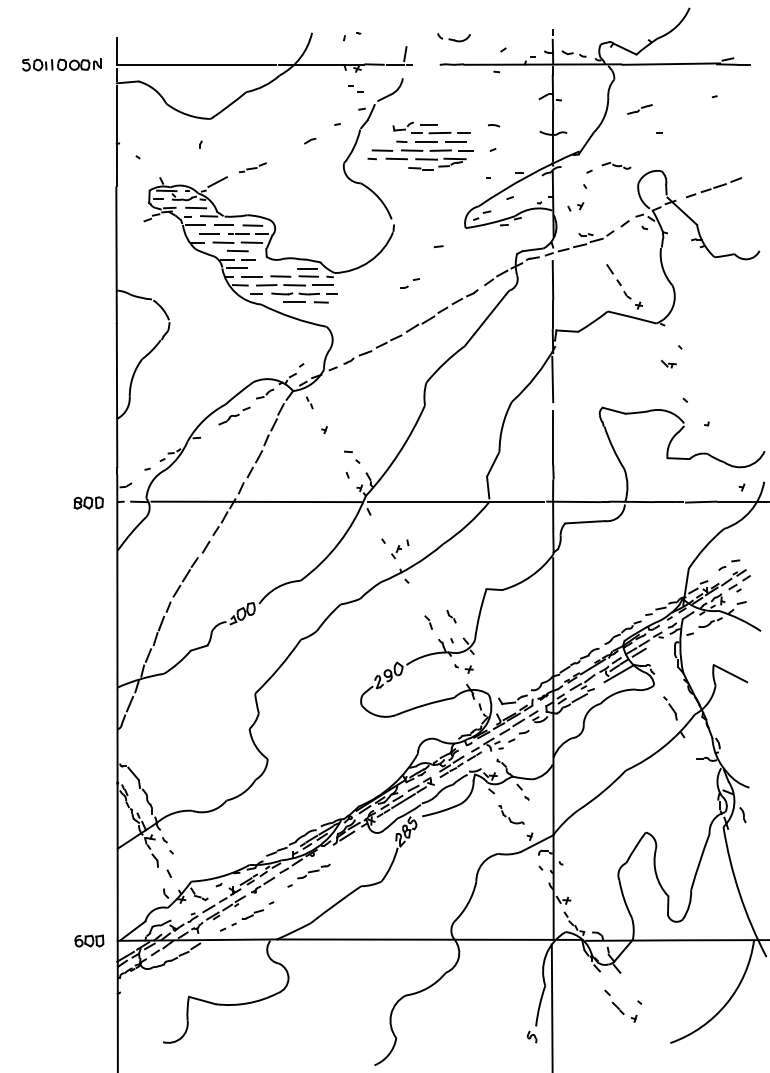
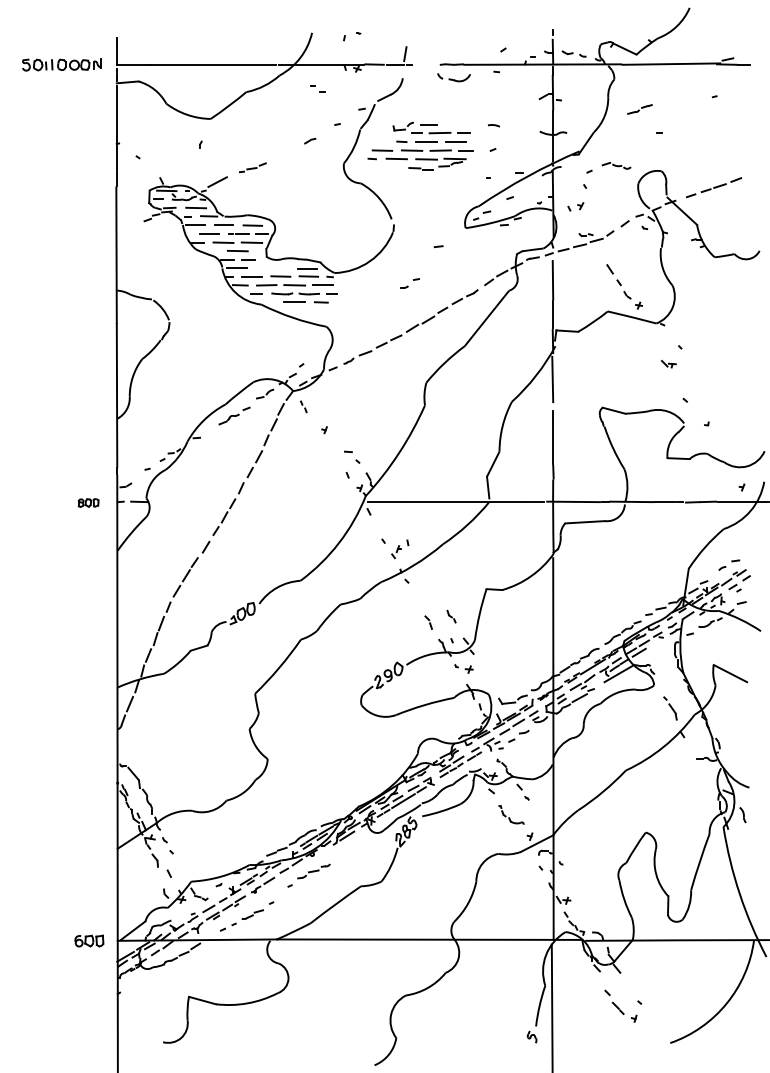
part position: (453, 37) -> (453, 77) (453, 77)
part position: (355, 88) -> (317, 88) (317, 88)
part position: (309, 402) -> (303, 406) (303, 406)
line: present -> none (257, 501)
part size: 31x14 px -> 23x10 px (88, 502)
